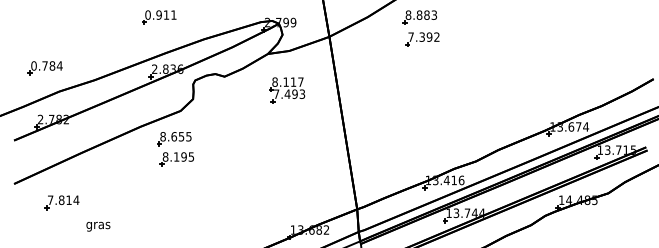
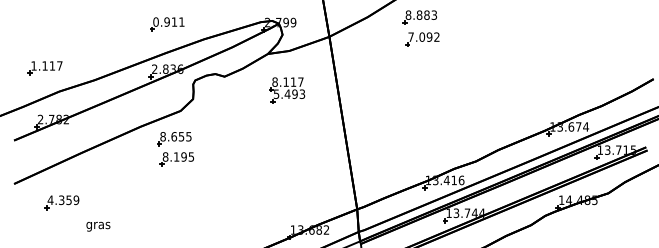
part position: (159, 17) -> (167, 24) (167, 24)
text: 7.392 -> 7.092 (422, 36)
text: 0.784 -> 1.117 (46, 65)
text: 7.493 -> 5.493 (276, 93)
text: 7.814 -> 4.359 (63, 200)
